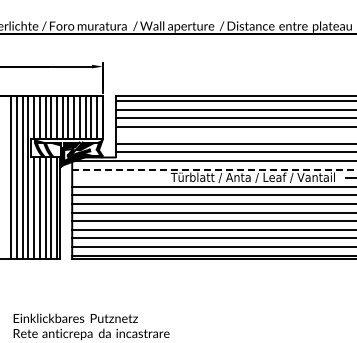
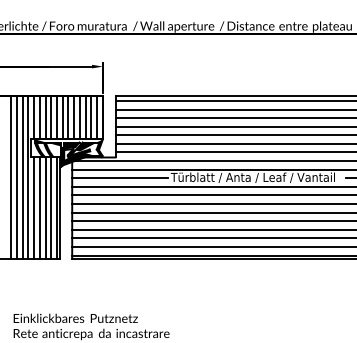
line: none -> present (234, 135)
line: dashed -> solid (214, 169)
line: none -> present (119, 178)
